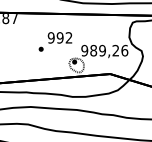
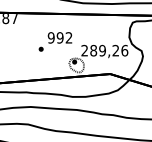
text: 989,26 -> 289,26 (84, 50)
